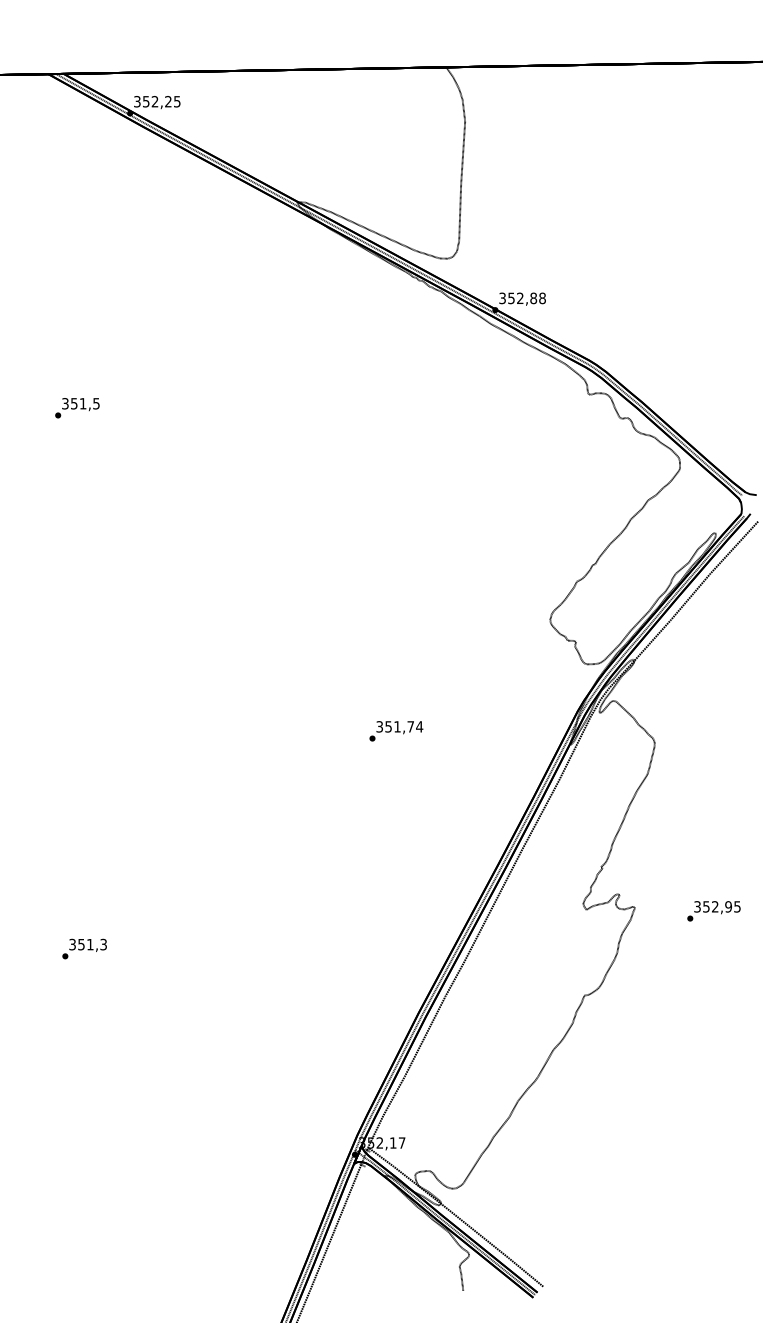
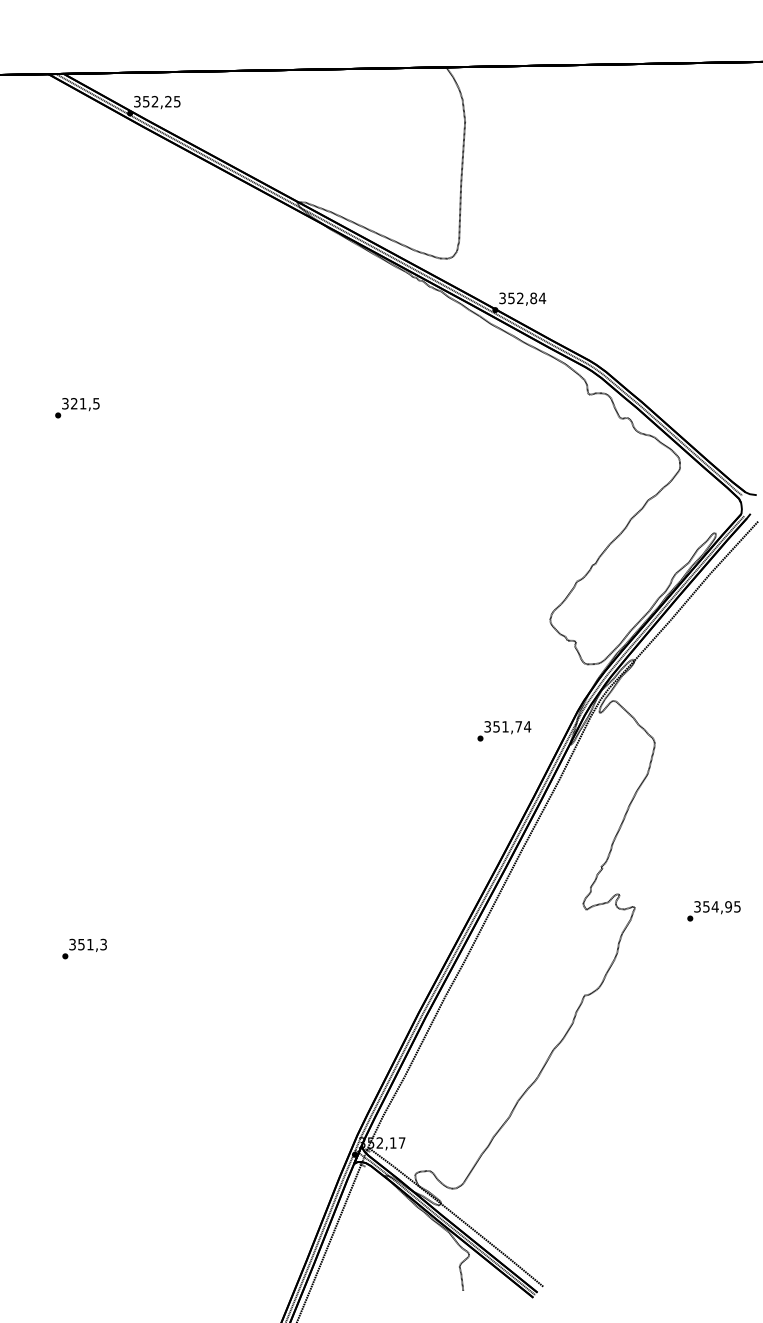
text: 352,88 -> 352,84 (542, 298)
text: 351,5 -> 321,5 (74, 403)
text position: (396, 731) -> (504, 731) (504, 731)
text: 352,95 -> 354,95 (714, 906)
